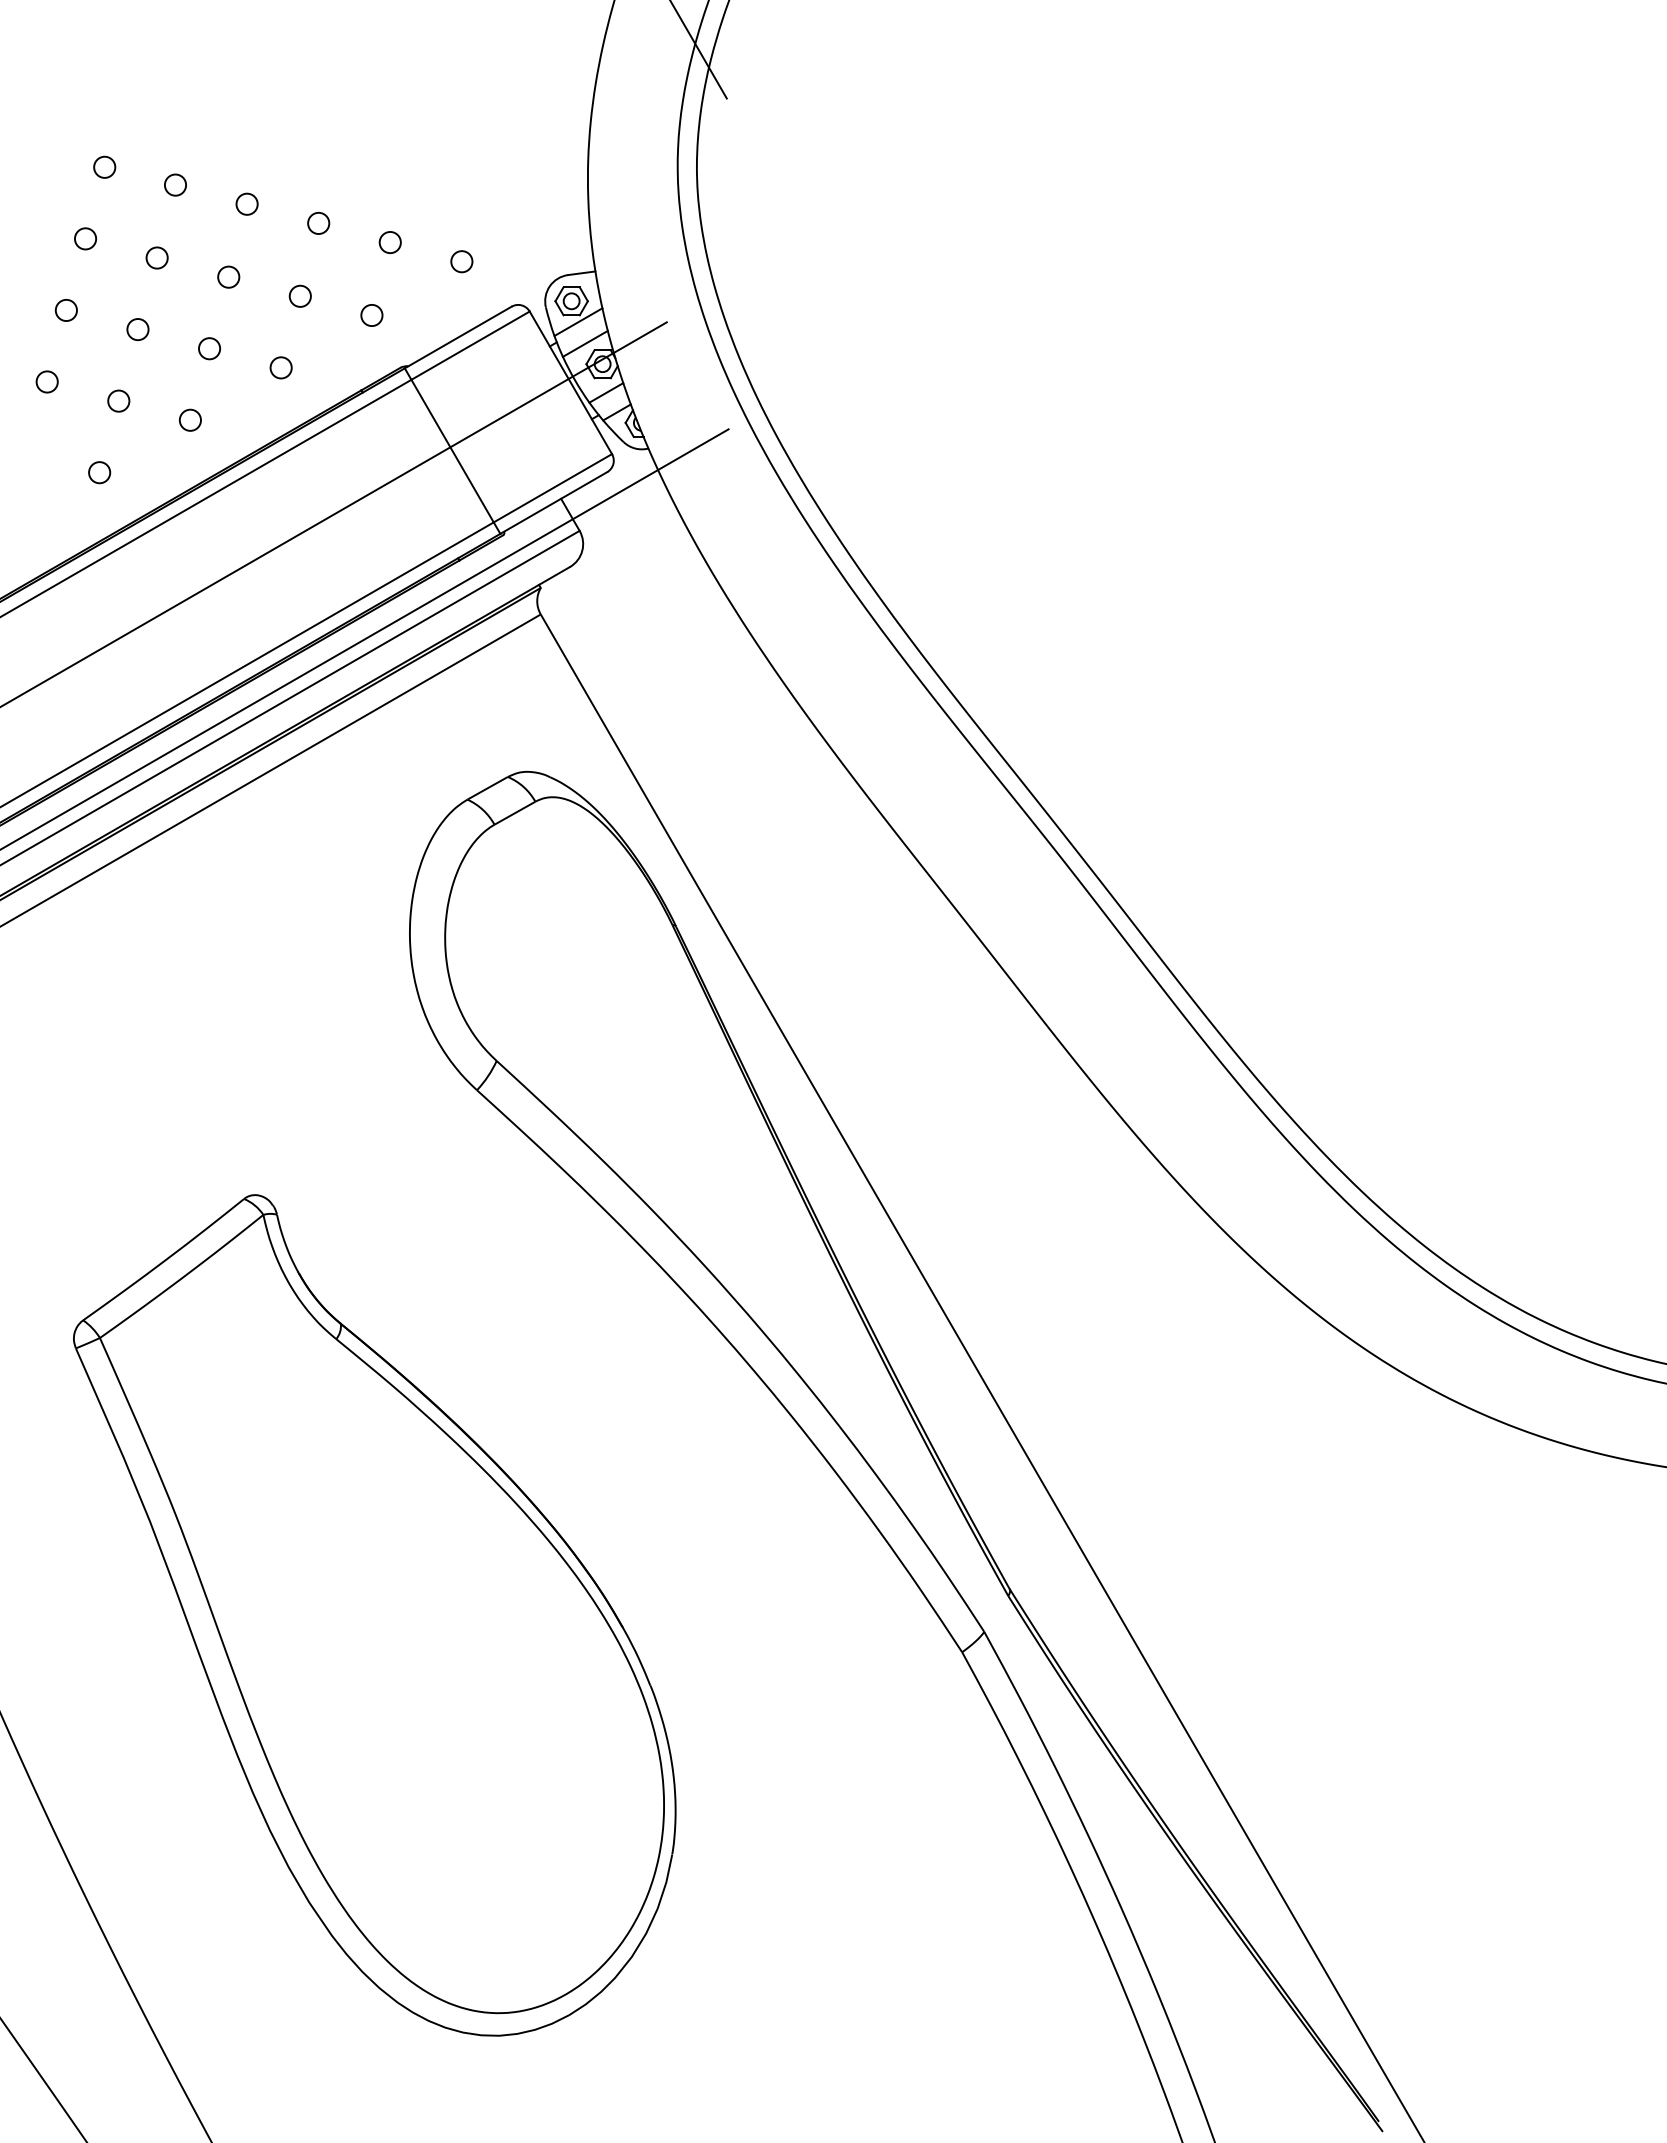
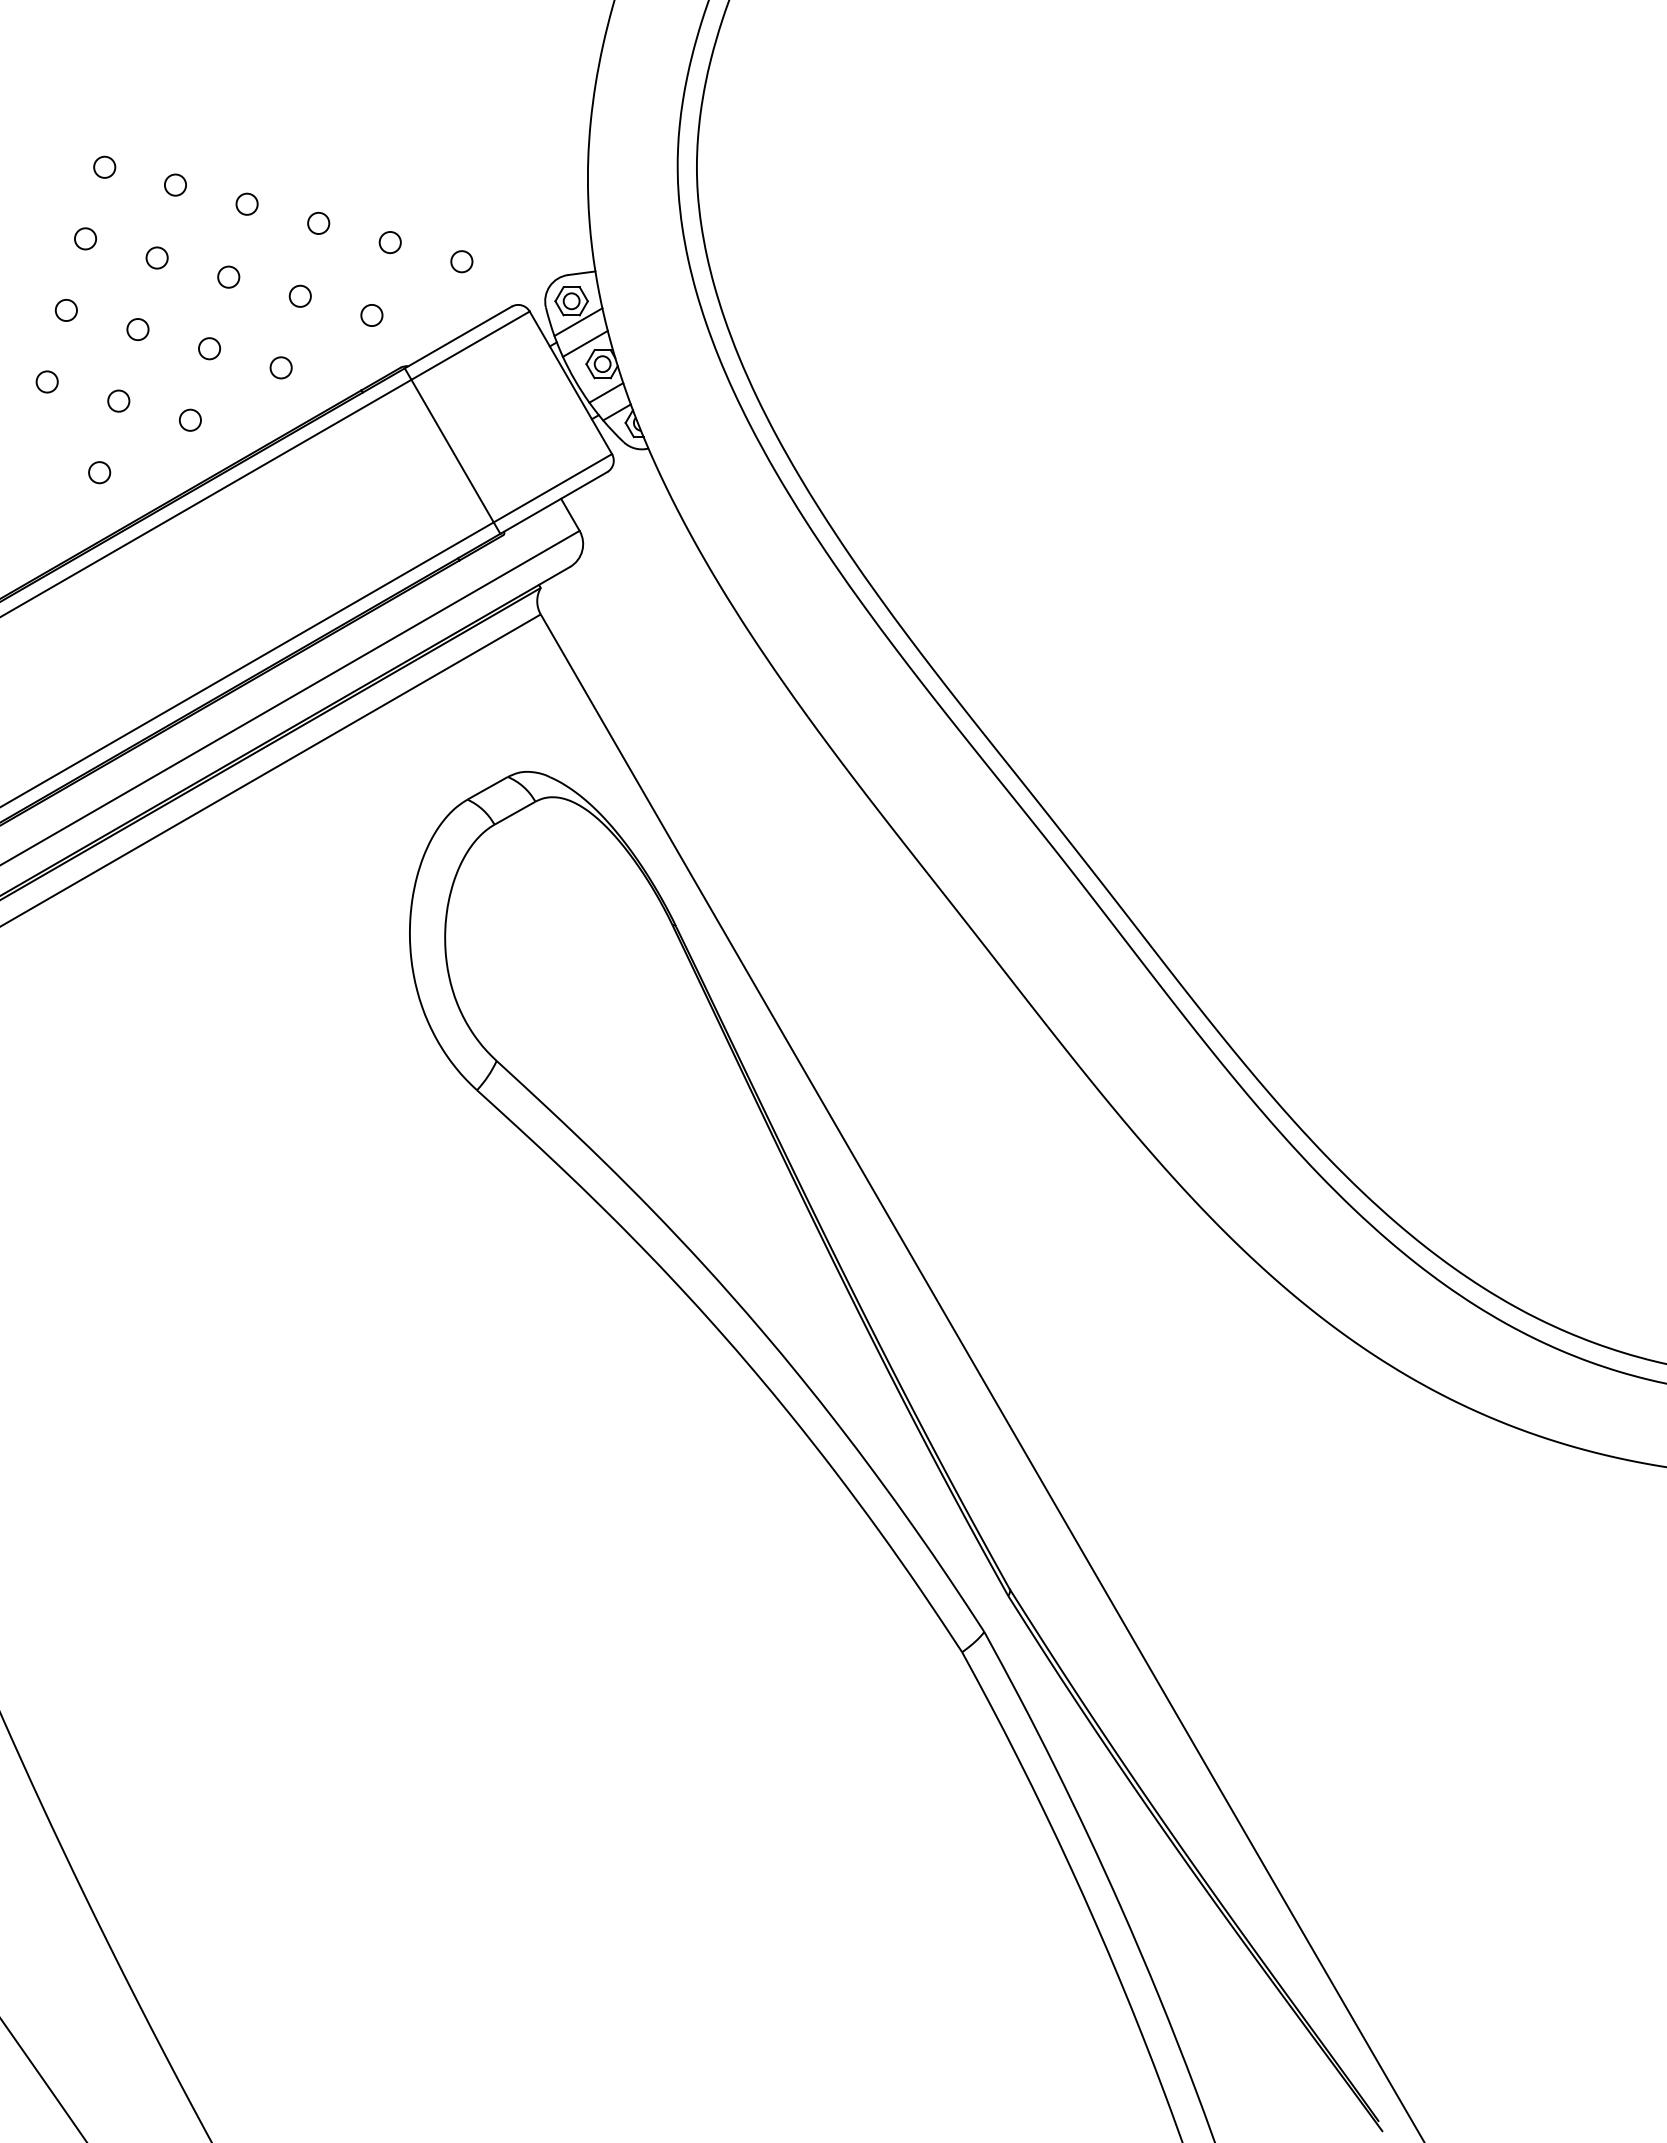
line: present -> none (699, 50)
line: present -> none (334, 513)
line: present -> none (365, 638)
part: present -> none (374, 1615)
